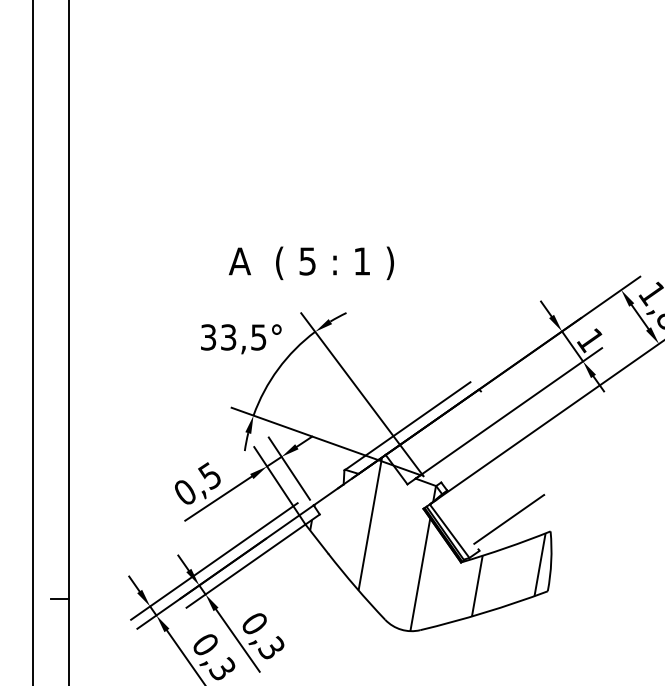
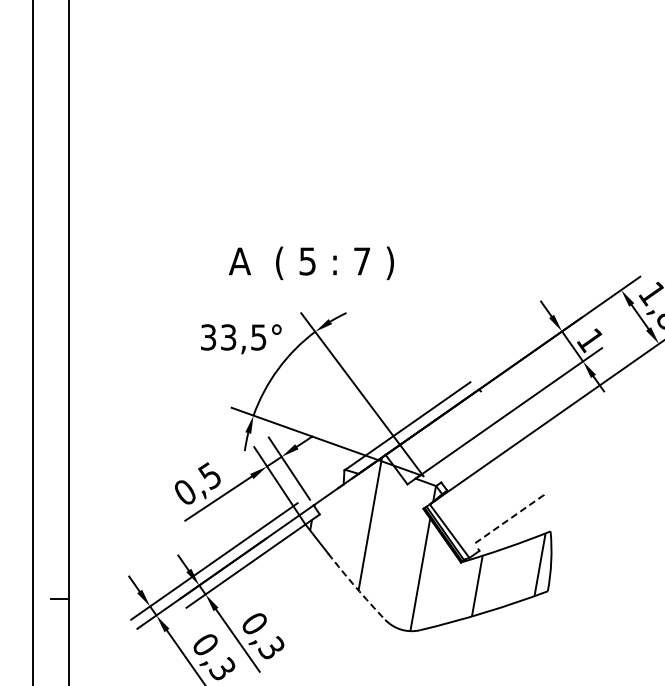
text: 1 -> 7 (362, 261)
line: solid -> dashed (509, 519)
arc: solid -> dashed (355, 587)
